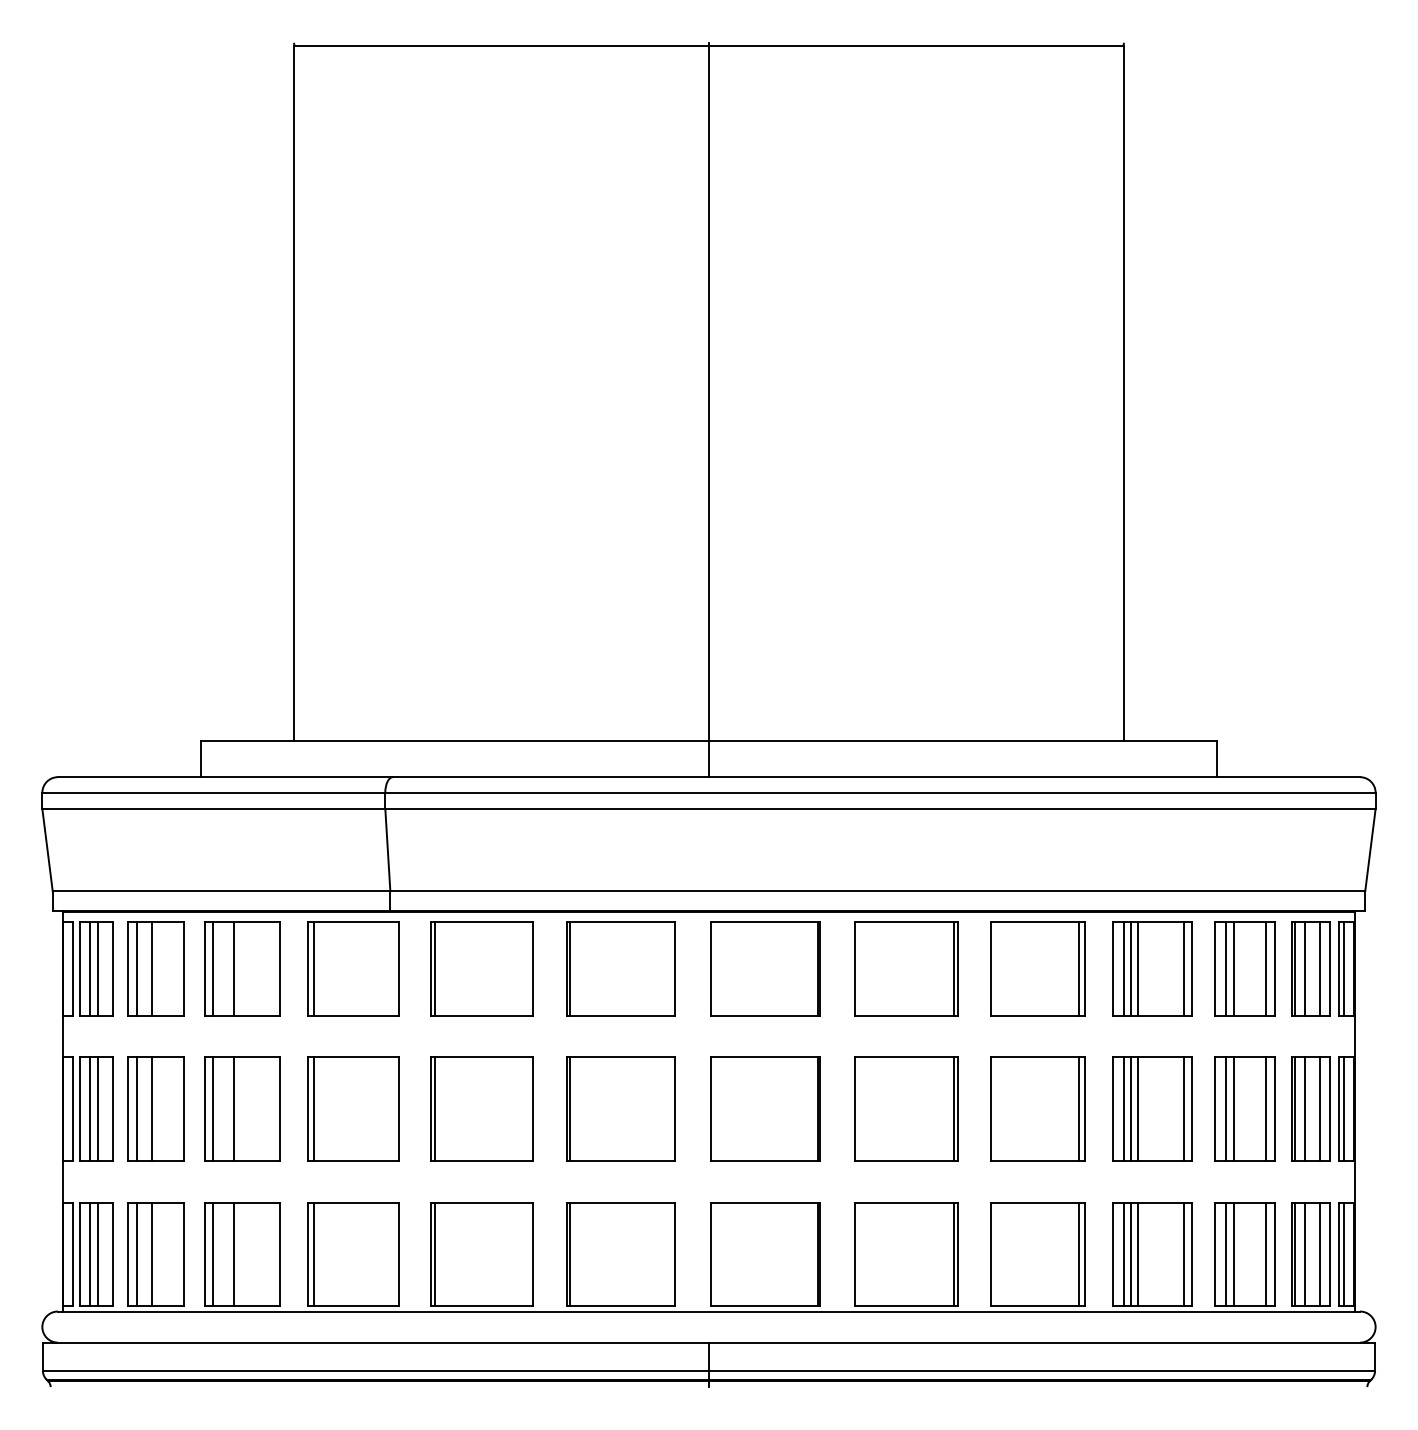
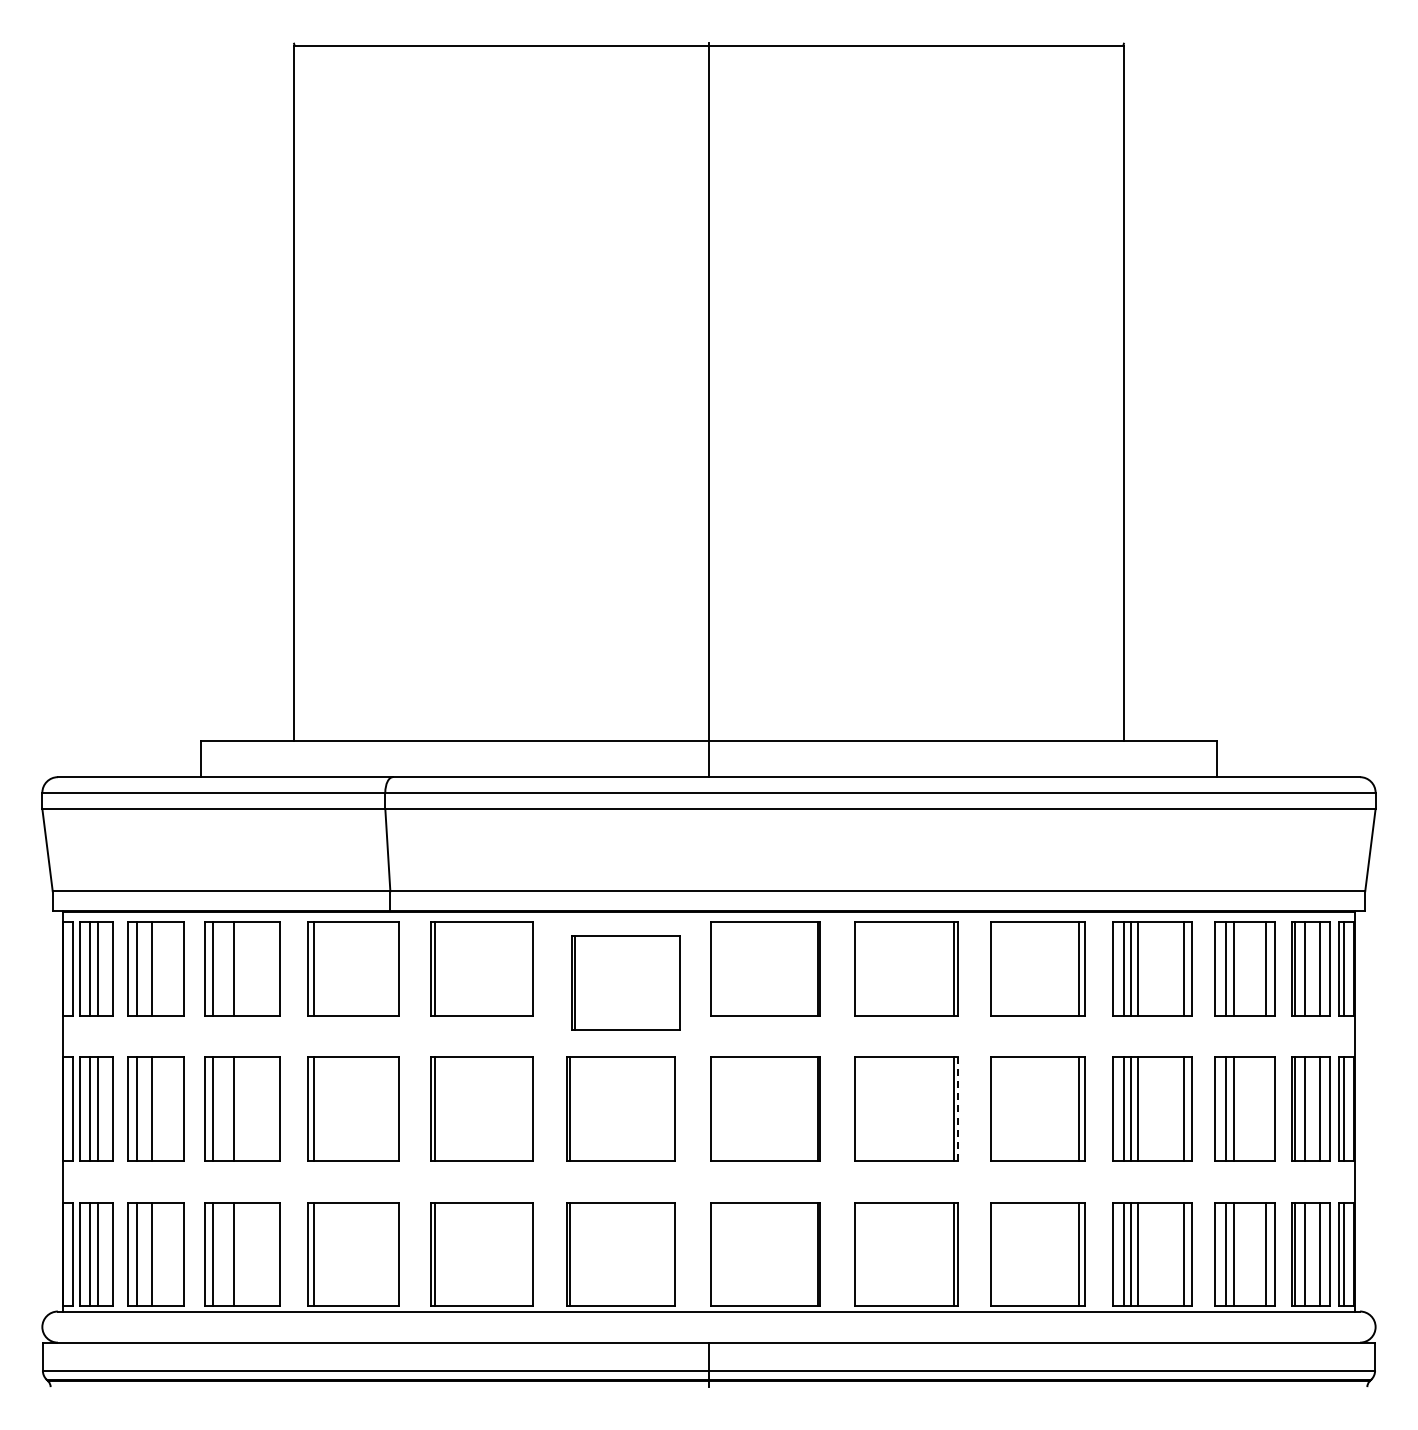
part position: (620, 968) -> (625, 982) (625, 982)
line: solid -> dashed (958, 1109)
line: present -> none (1266, 1109)
